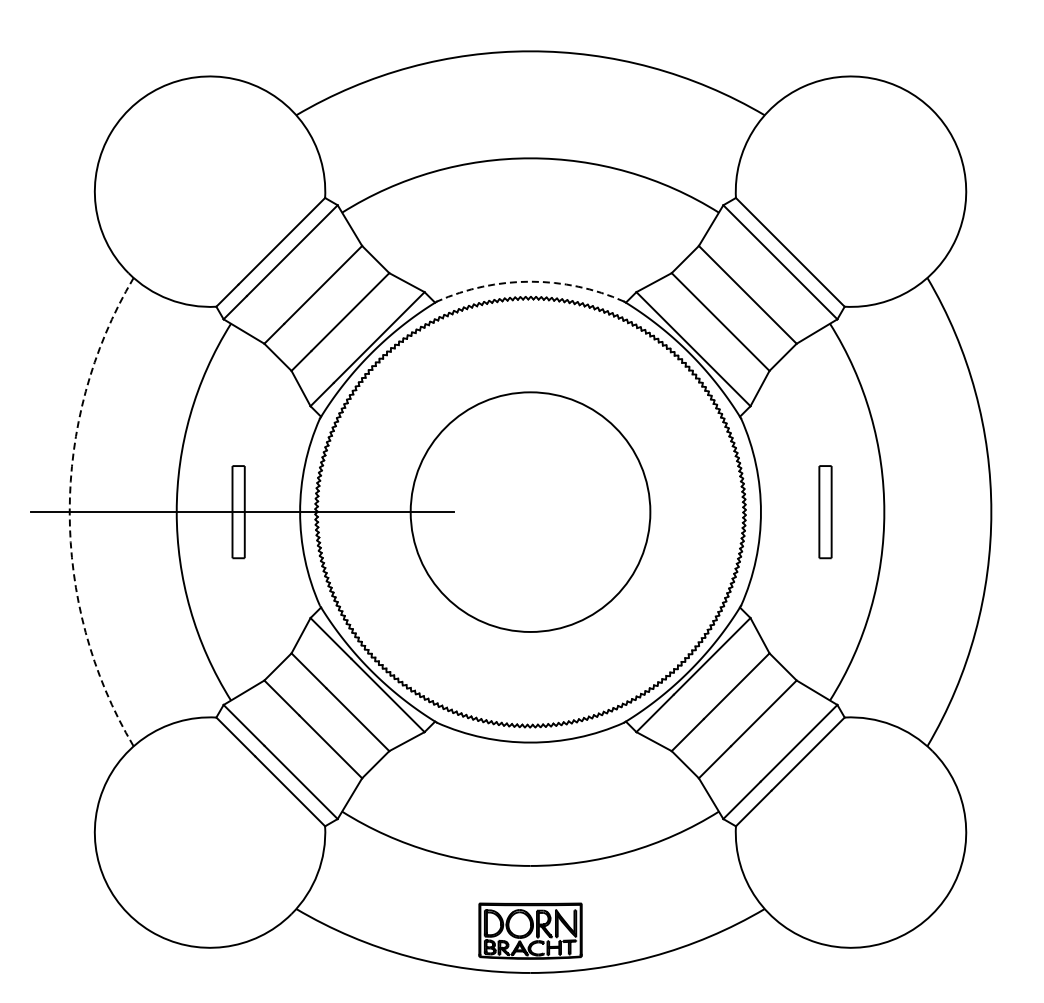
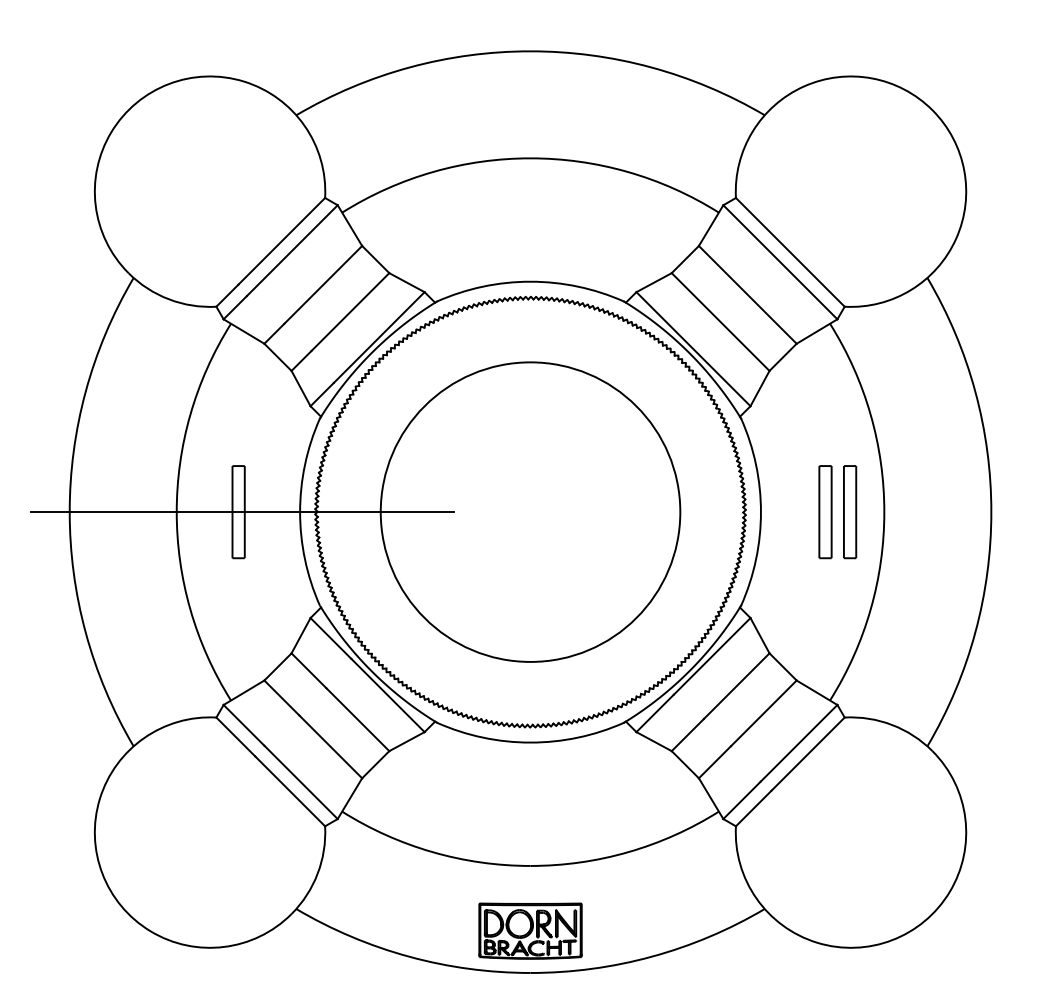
arc: dashed -> solid (530, 281)
circle diameter: 240 px -> 300 px (530, 511)
arc: dashed -> solid (69, 512)
part: none -> present (850, 512)
